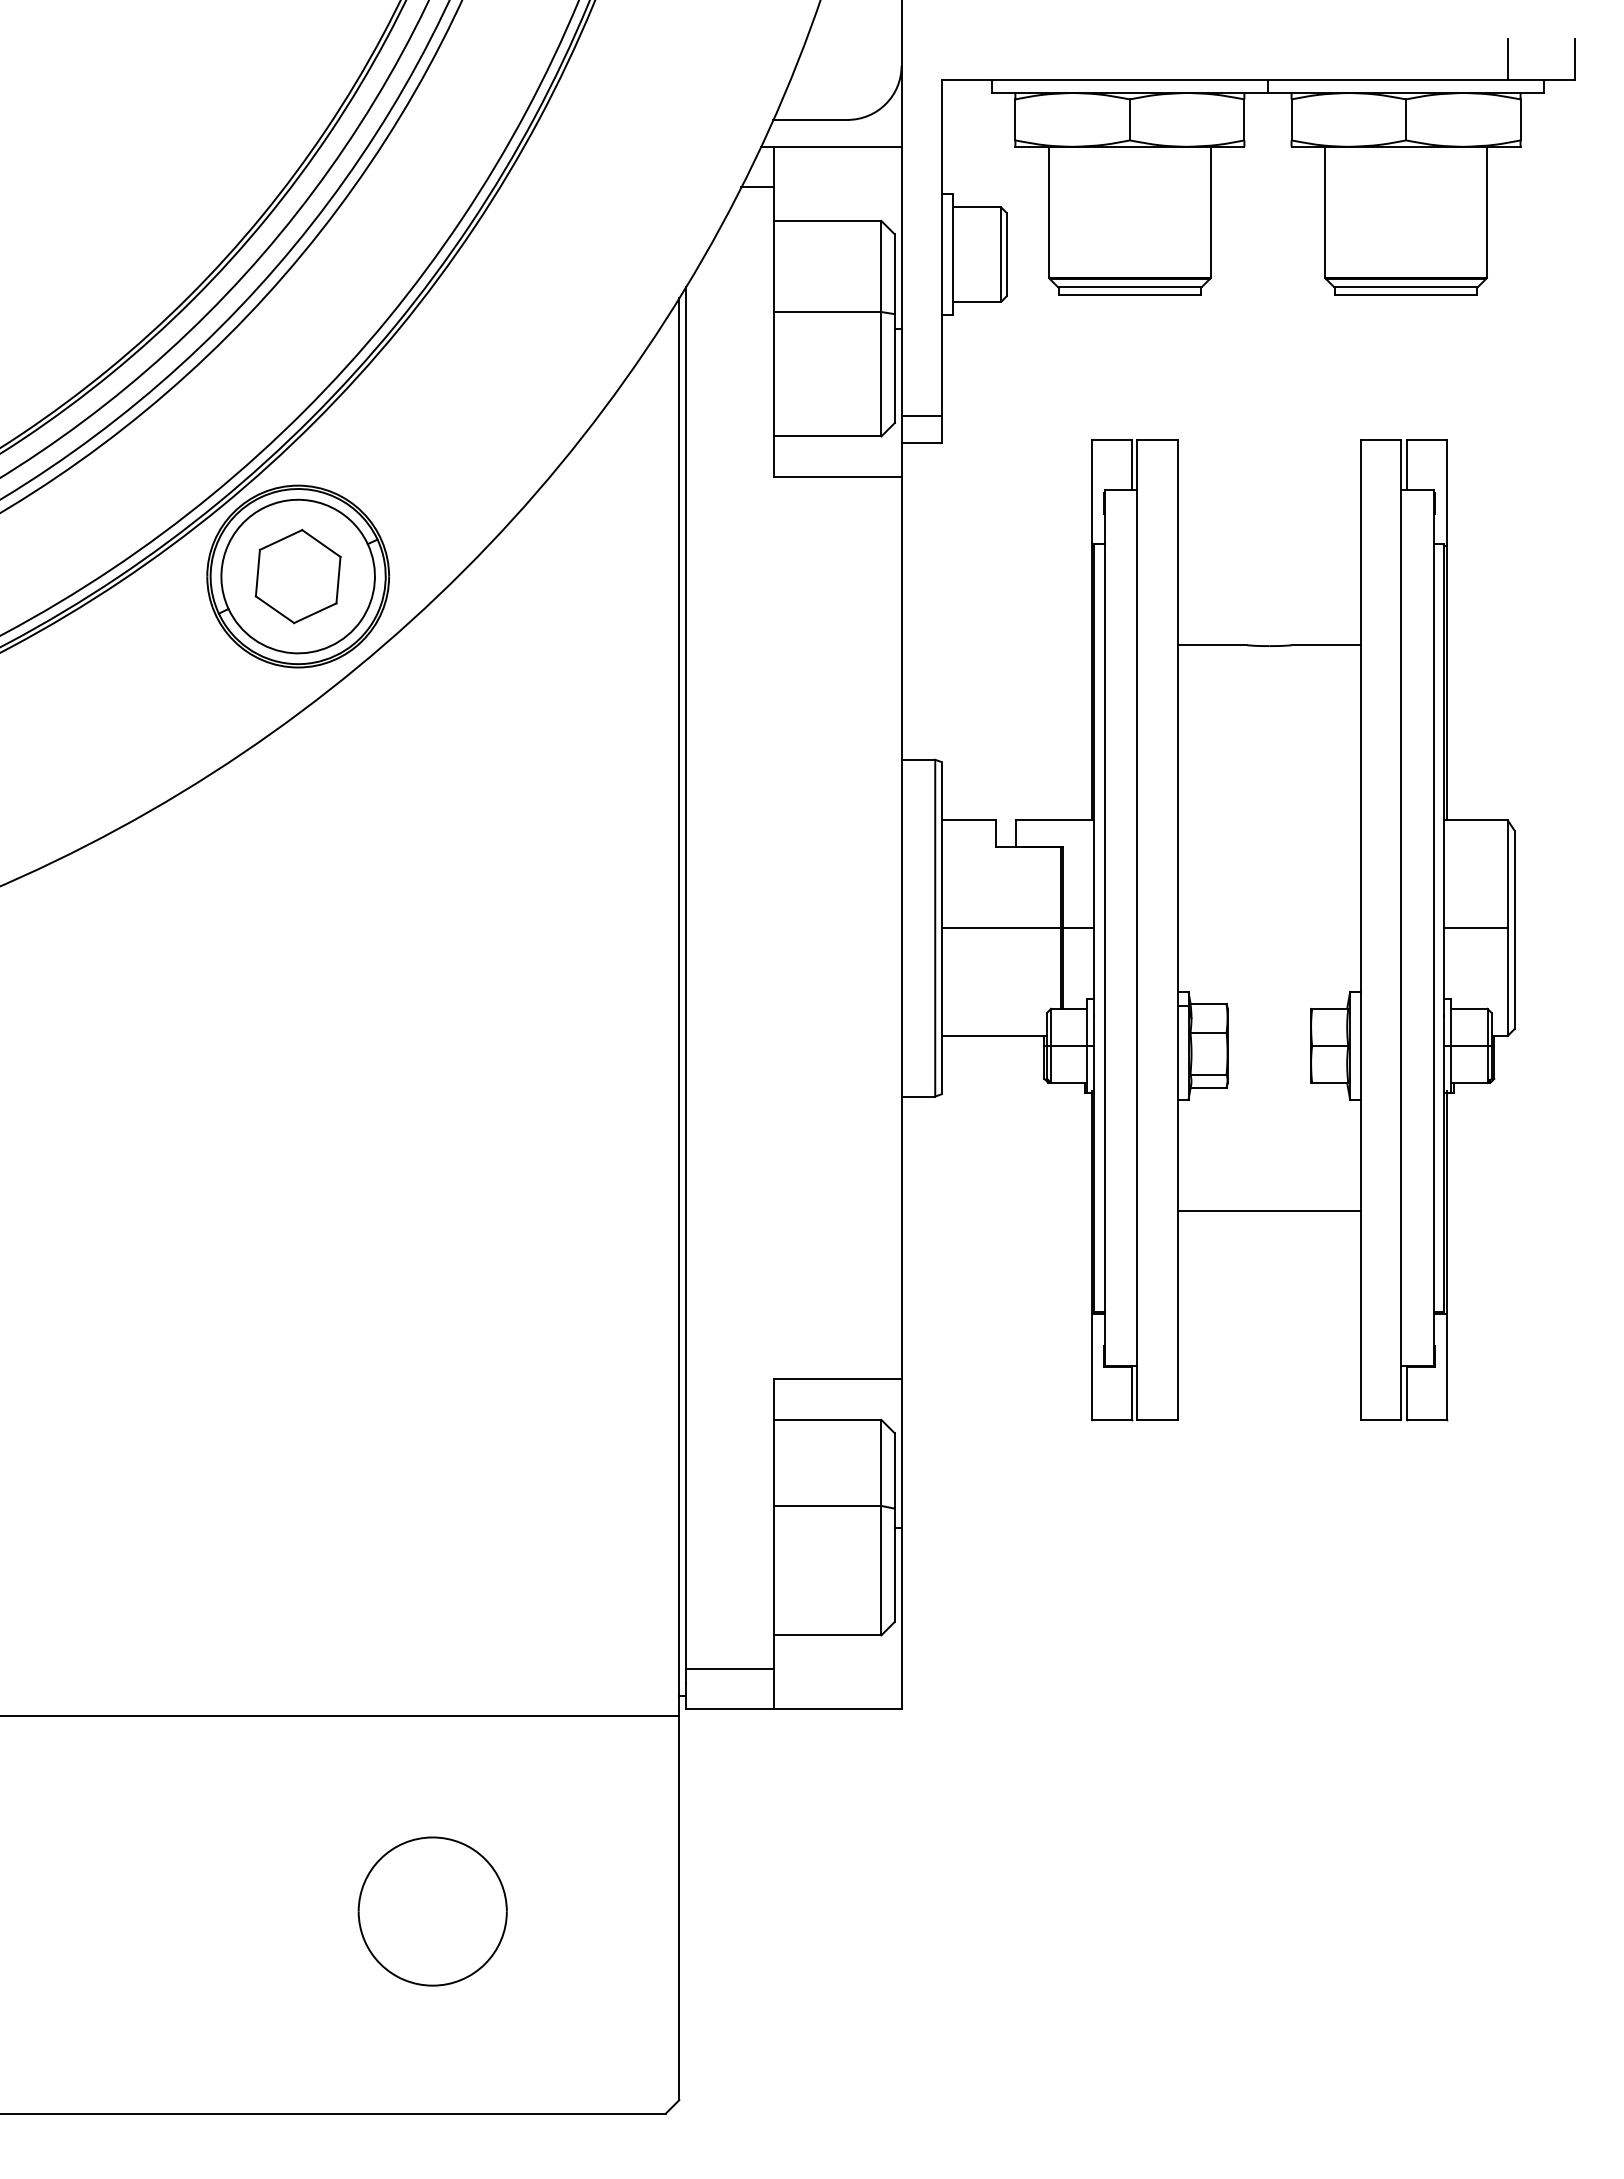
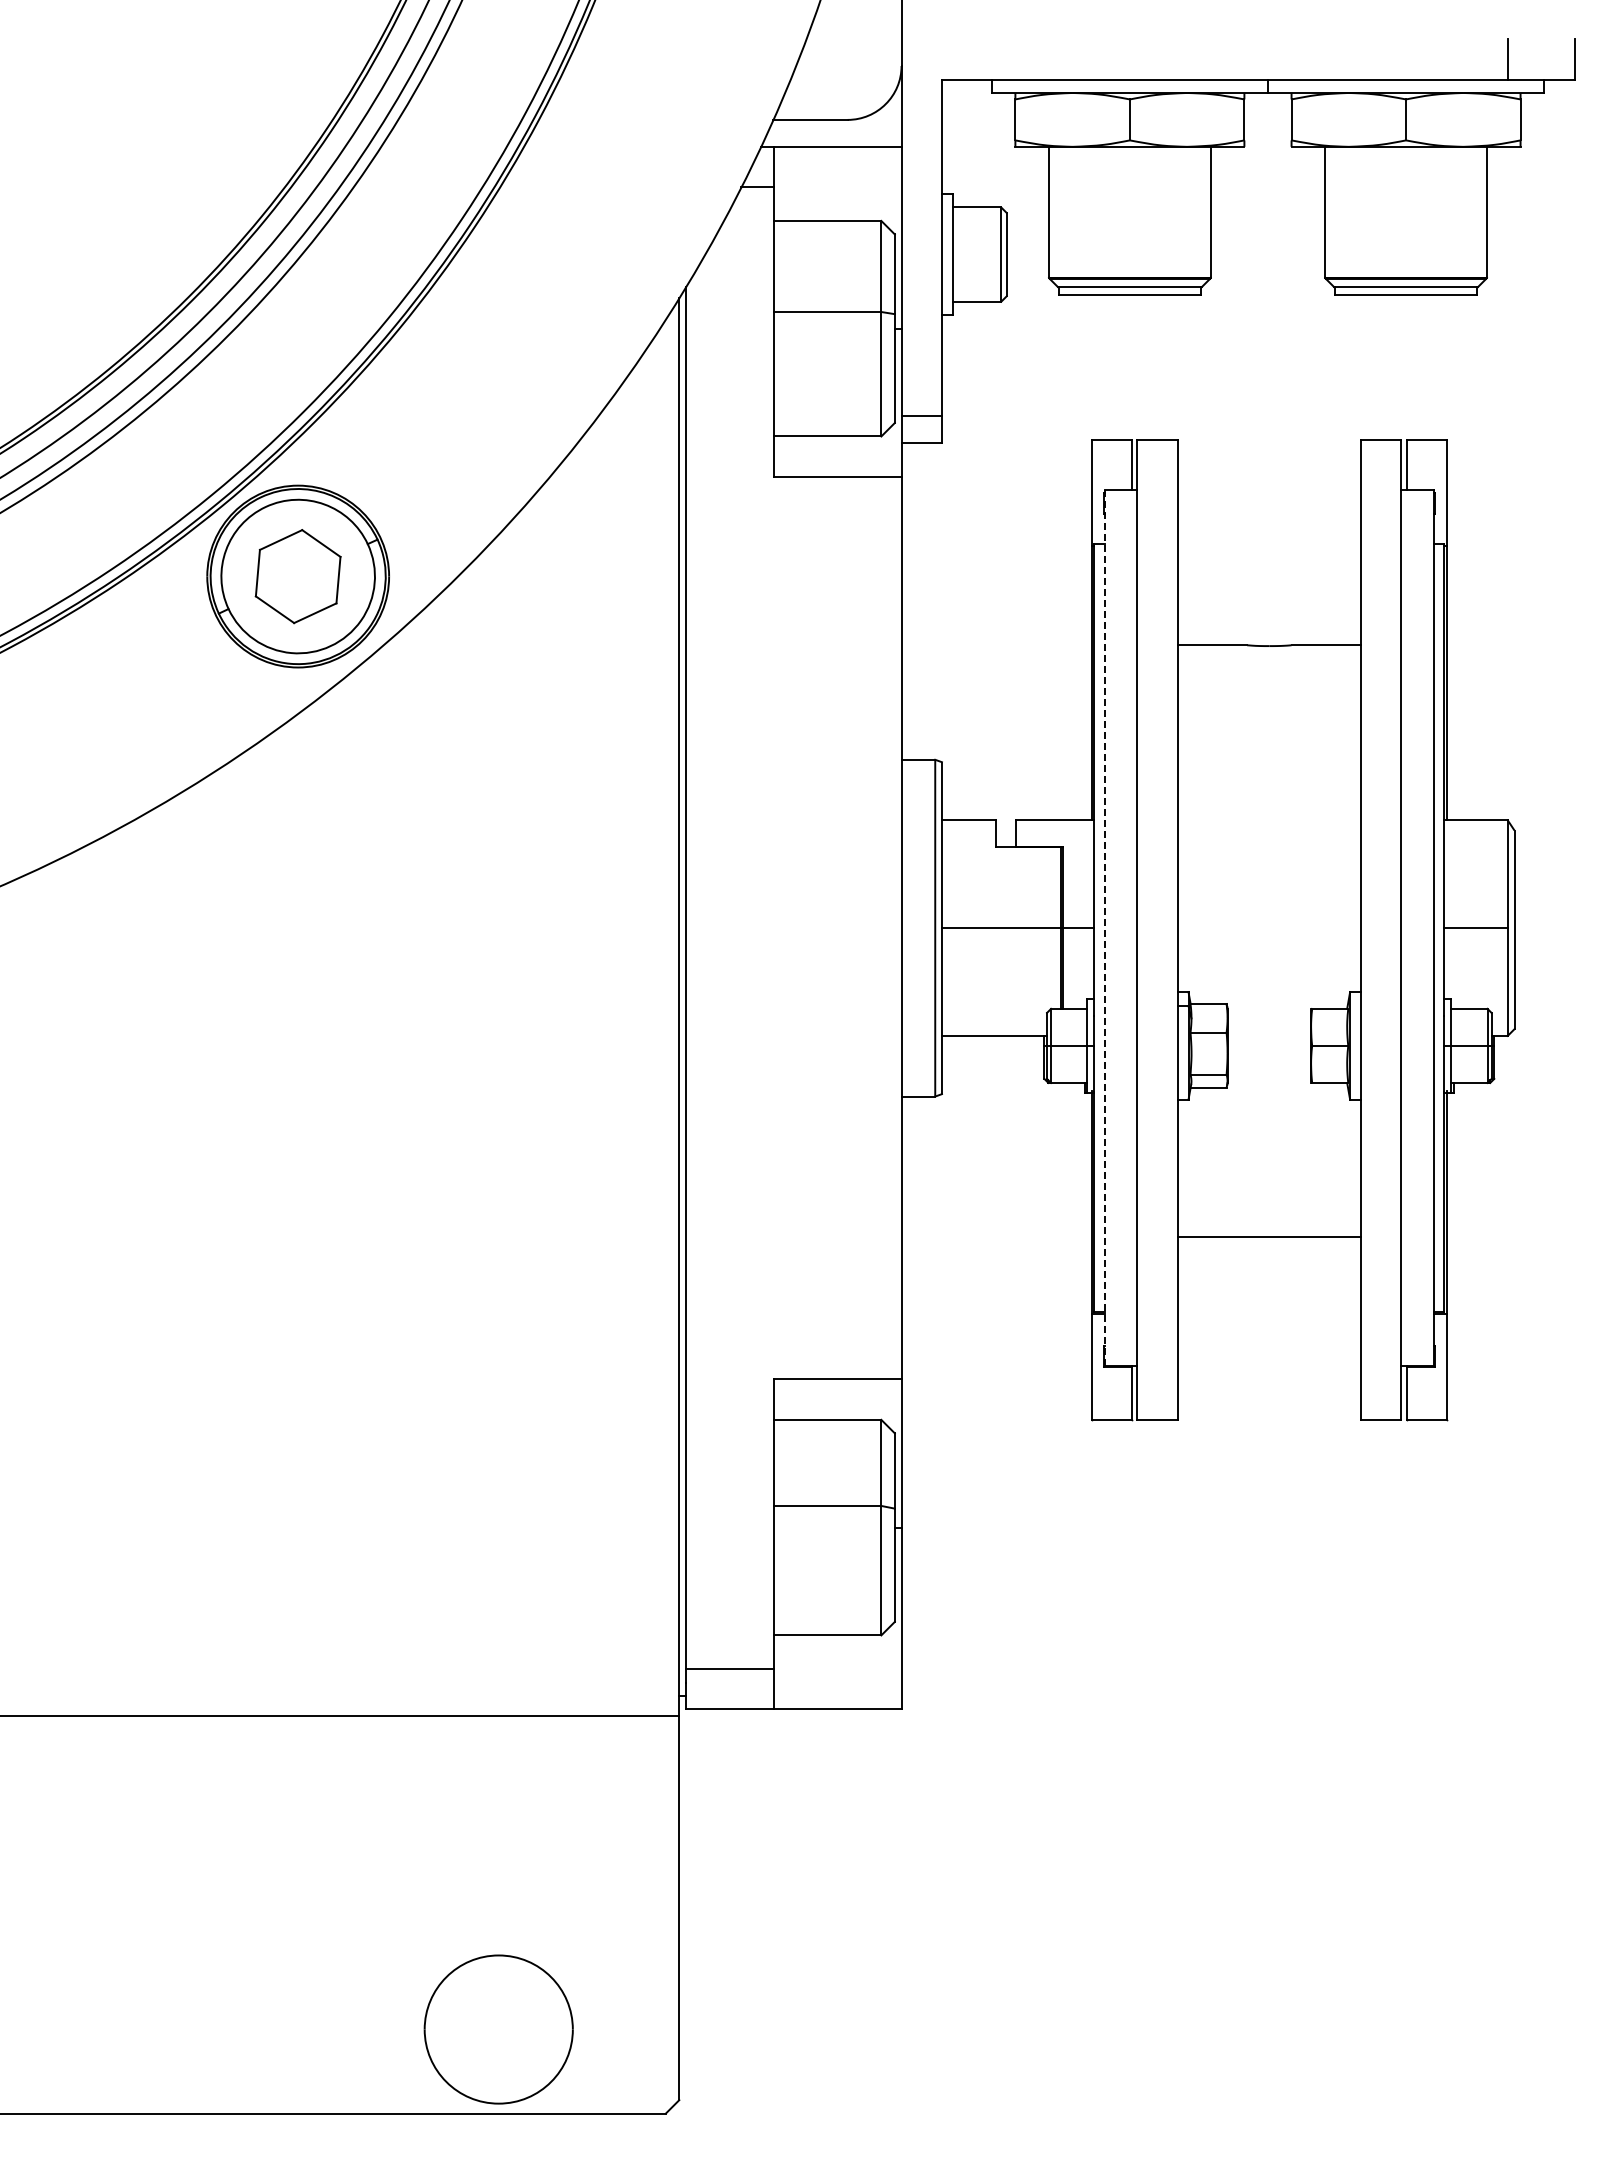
line: solid -> dashed (1104, 928)
line position: (1268, 1211) -> (1268, 1237) (1268, 1237)
part position: (432, 1911) -> (498, 2029) (498, 2029)
